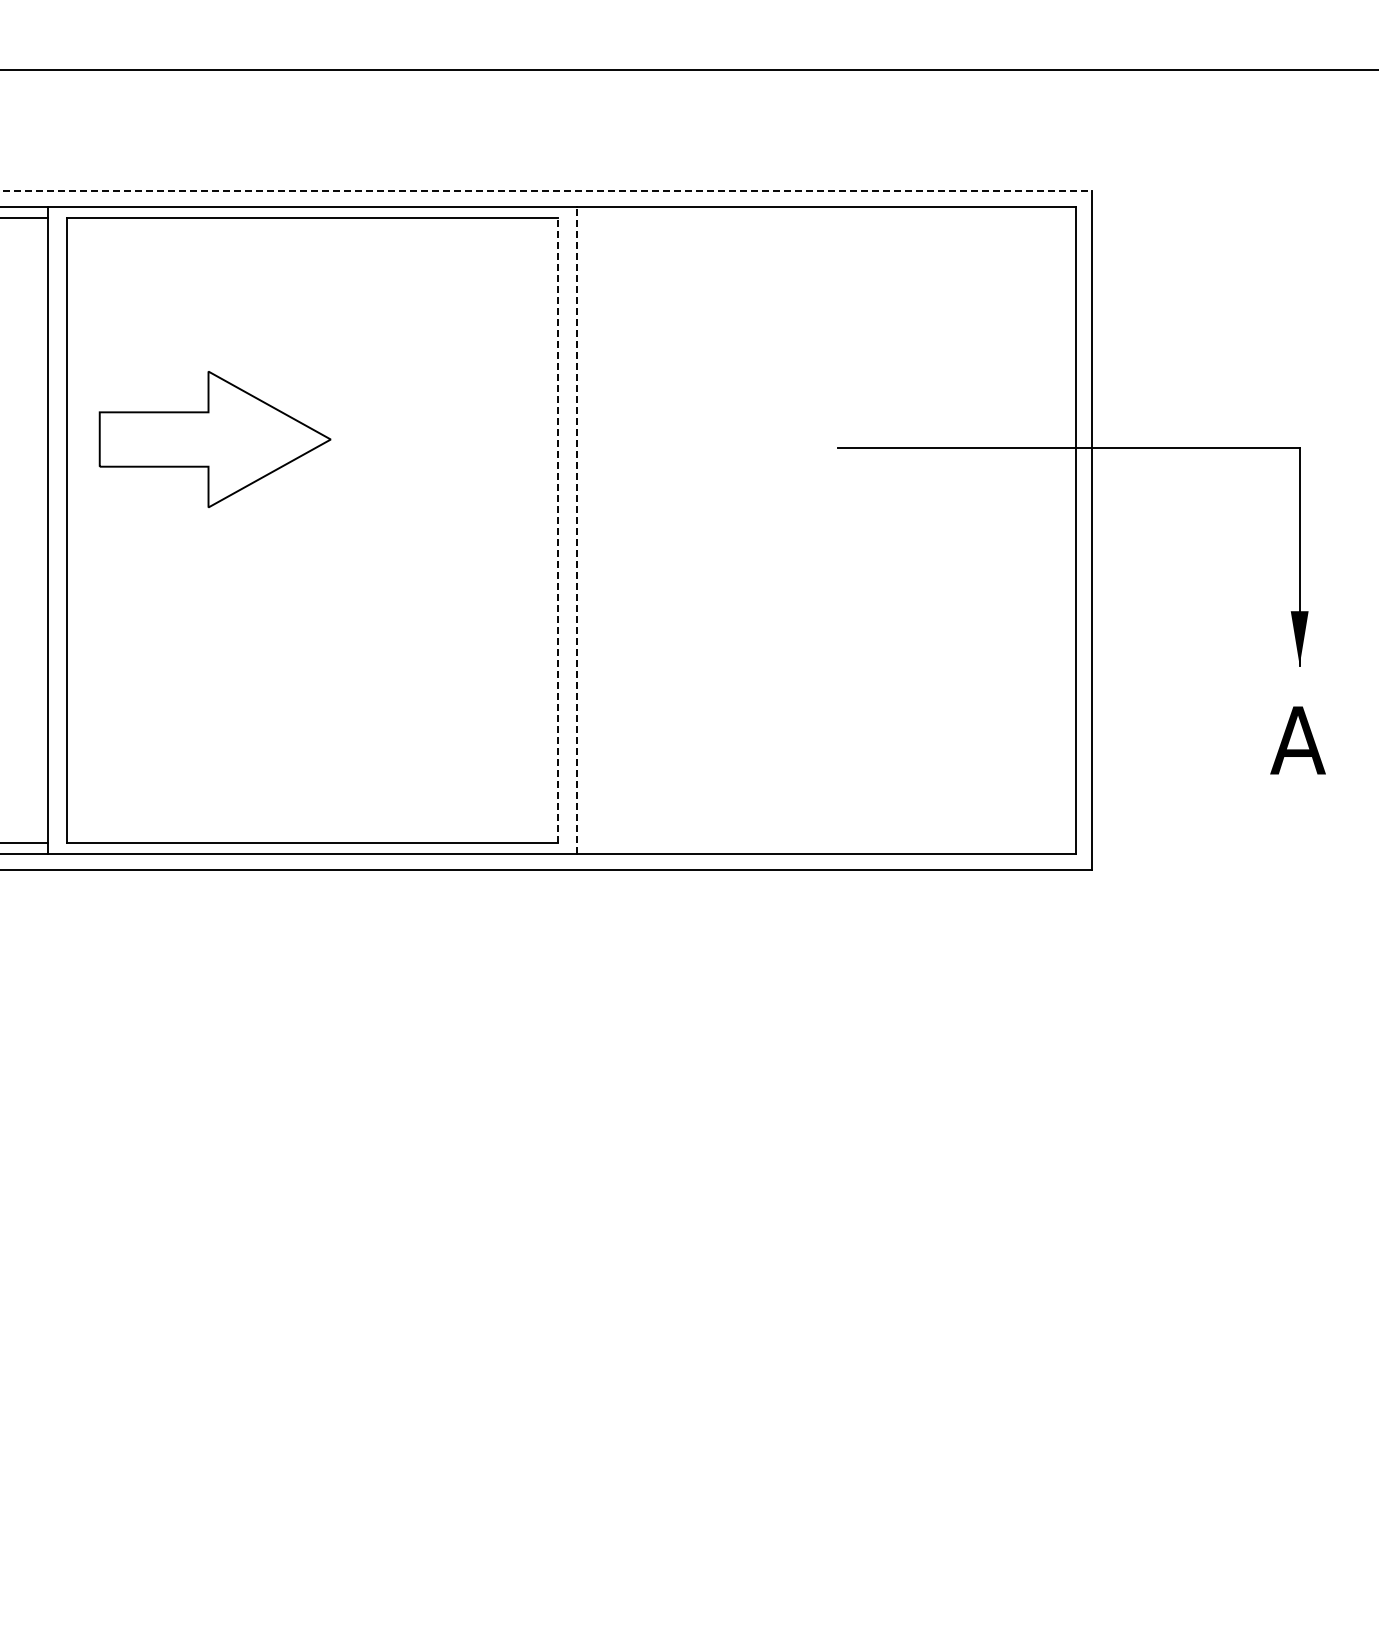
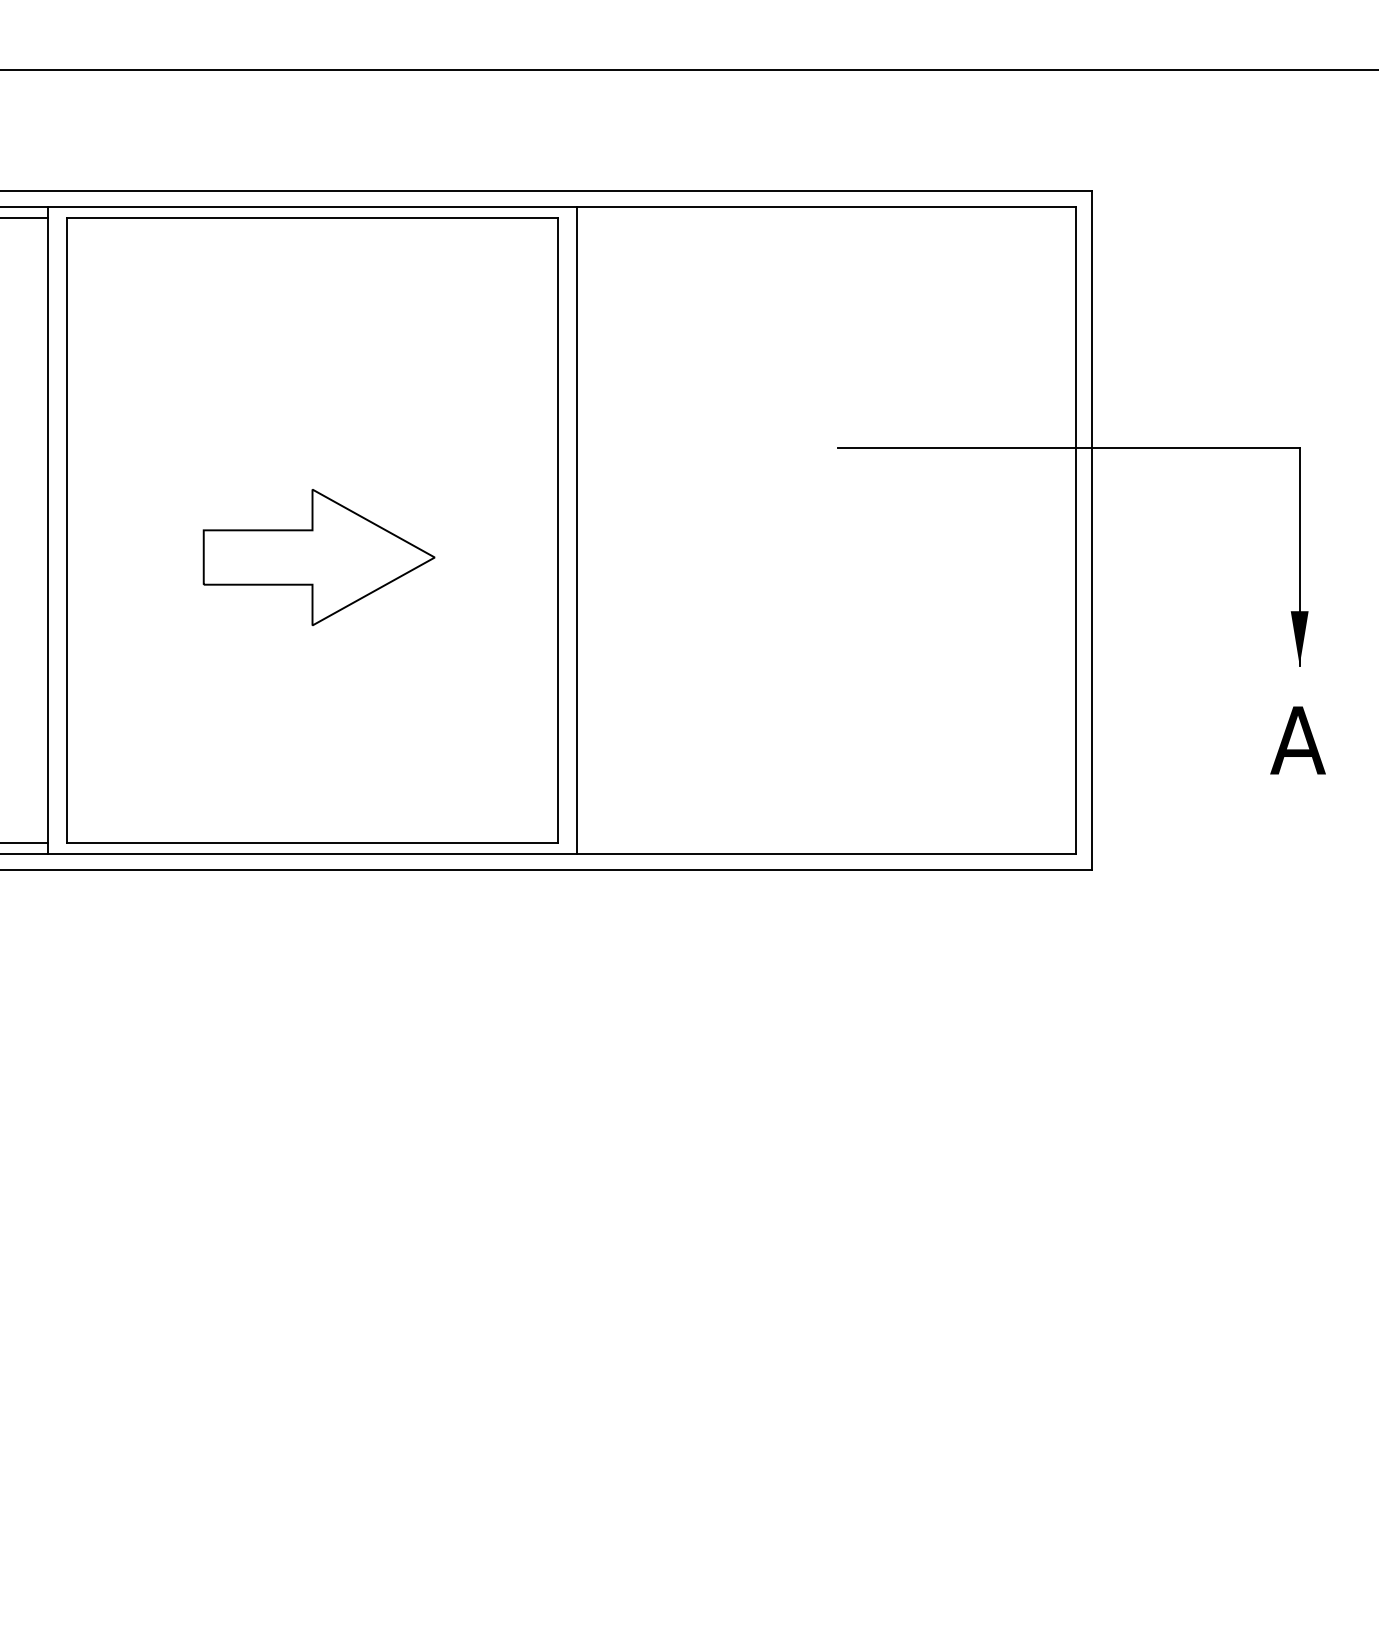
line: dashed -> solid (546, 190)
part position: (214, 439) -> (318, 557) (318, 557)
line: dashed -> solid (557, 530)
line: dashed -> solid (576, 530)
